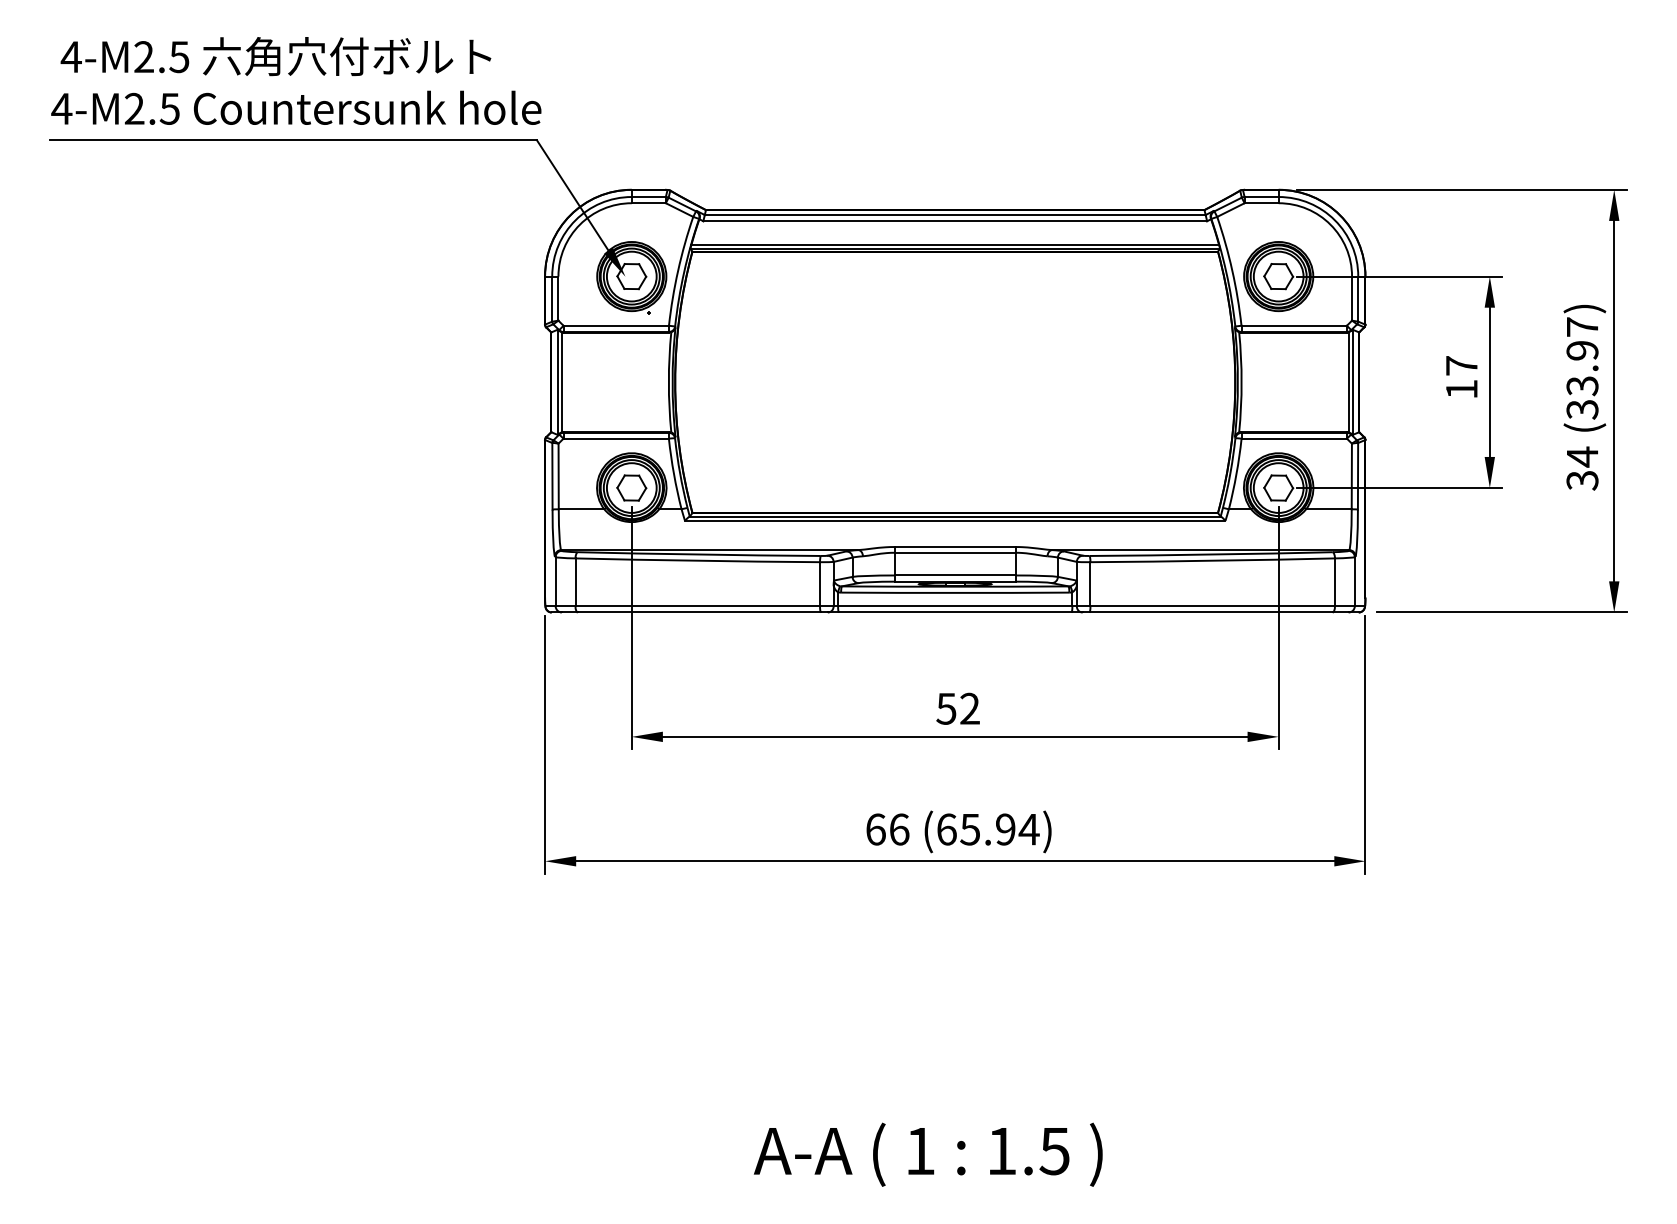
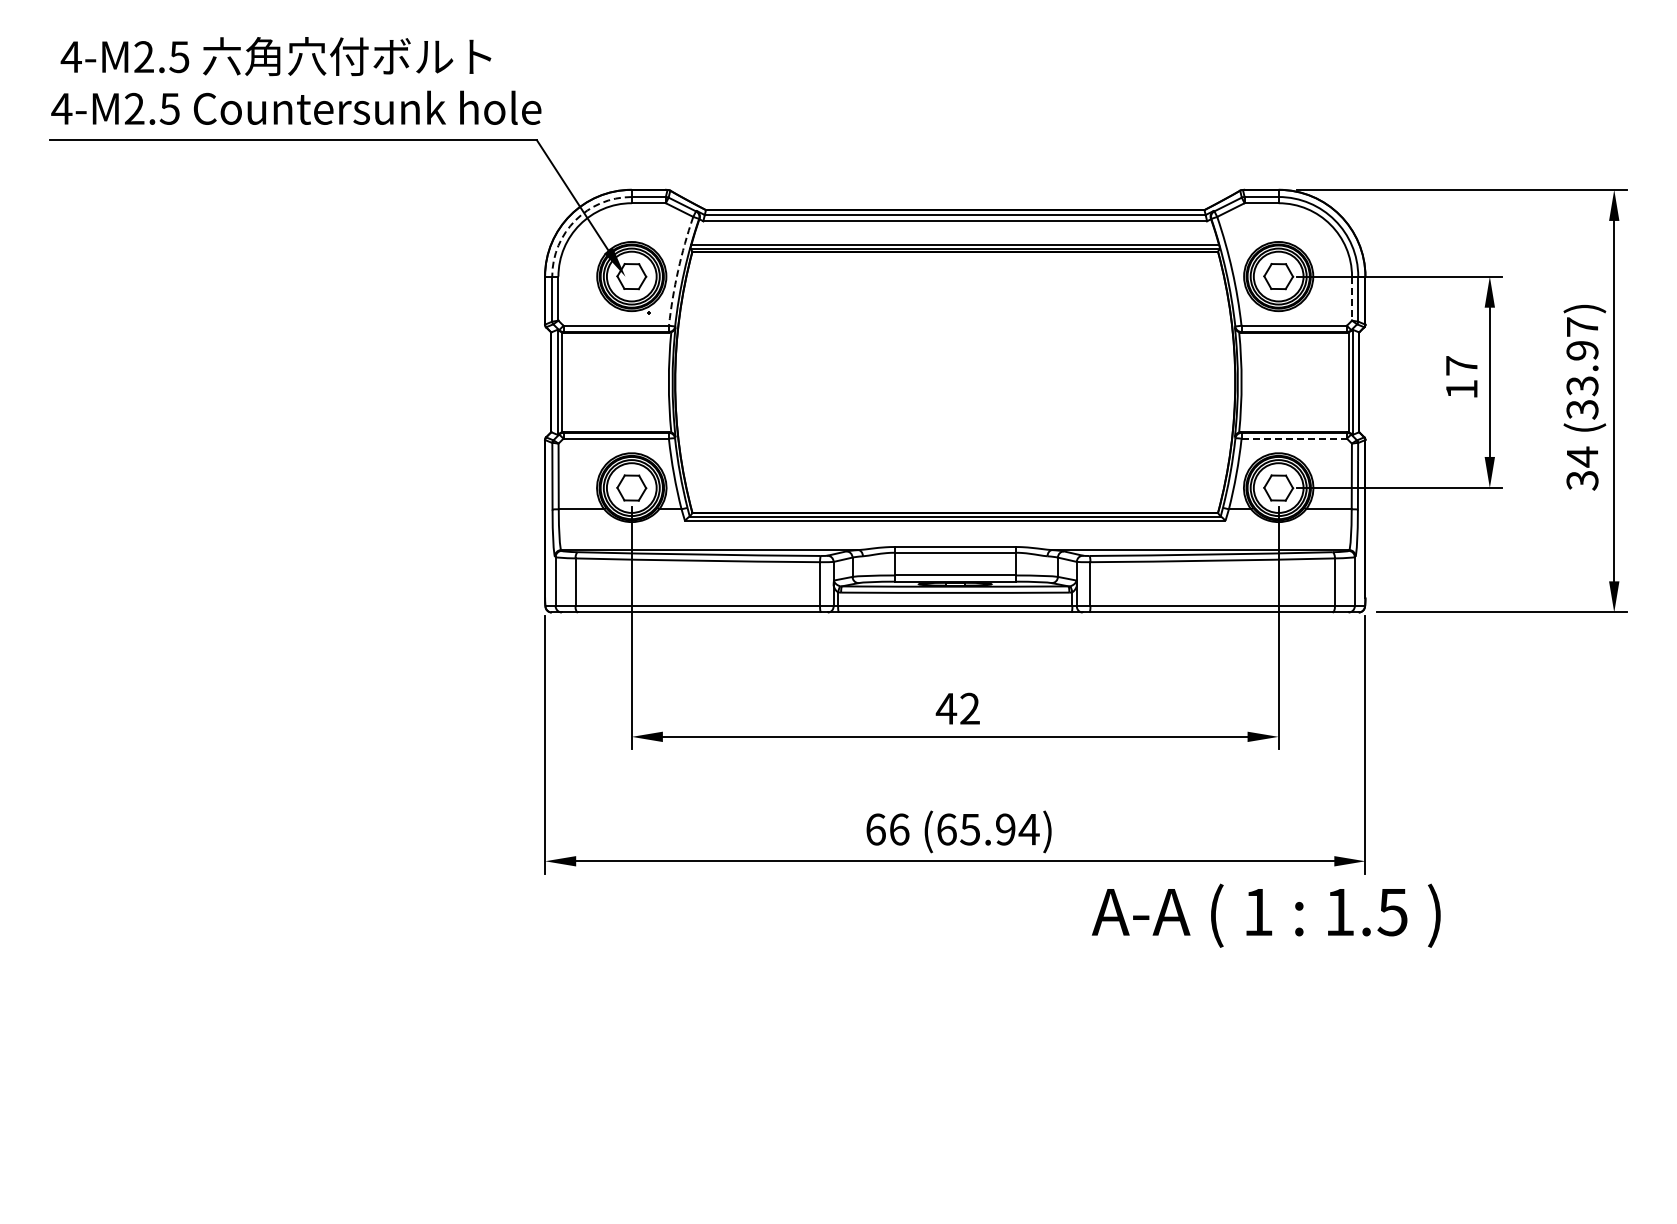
arc: solid -> dashed (575, 220)
arc: solid -> dashed (678, 270)
line: solid -> dashed (1352, 299)
line: solid -> dashed (1294, 438)
text: 52 -> 42 (946, 708)
text position: (928, 1154) -> (1266, 915) (1266, 915)
